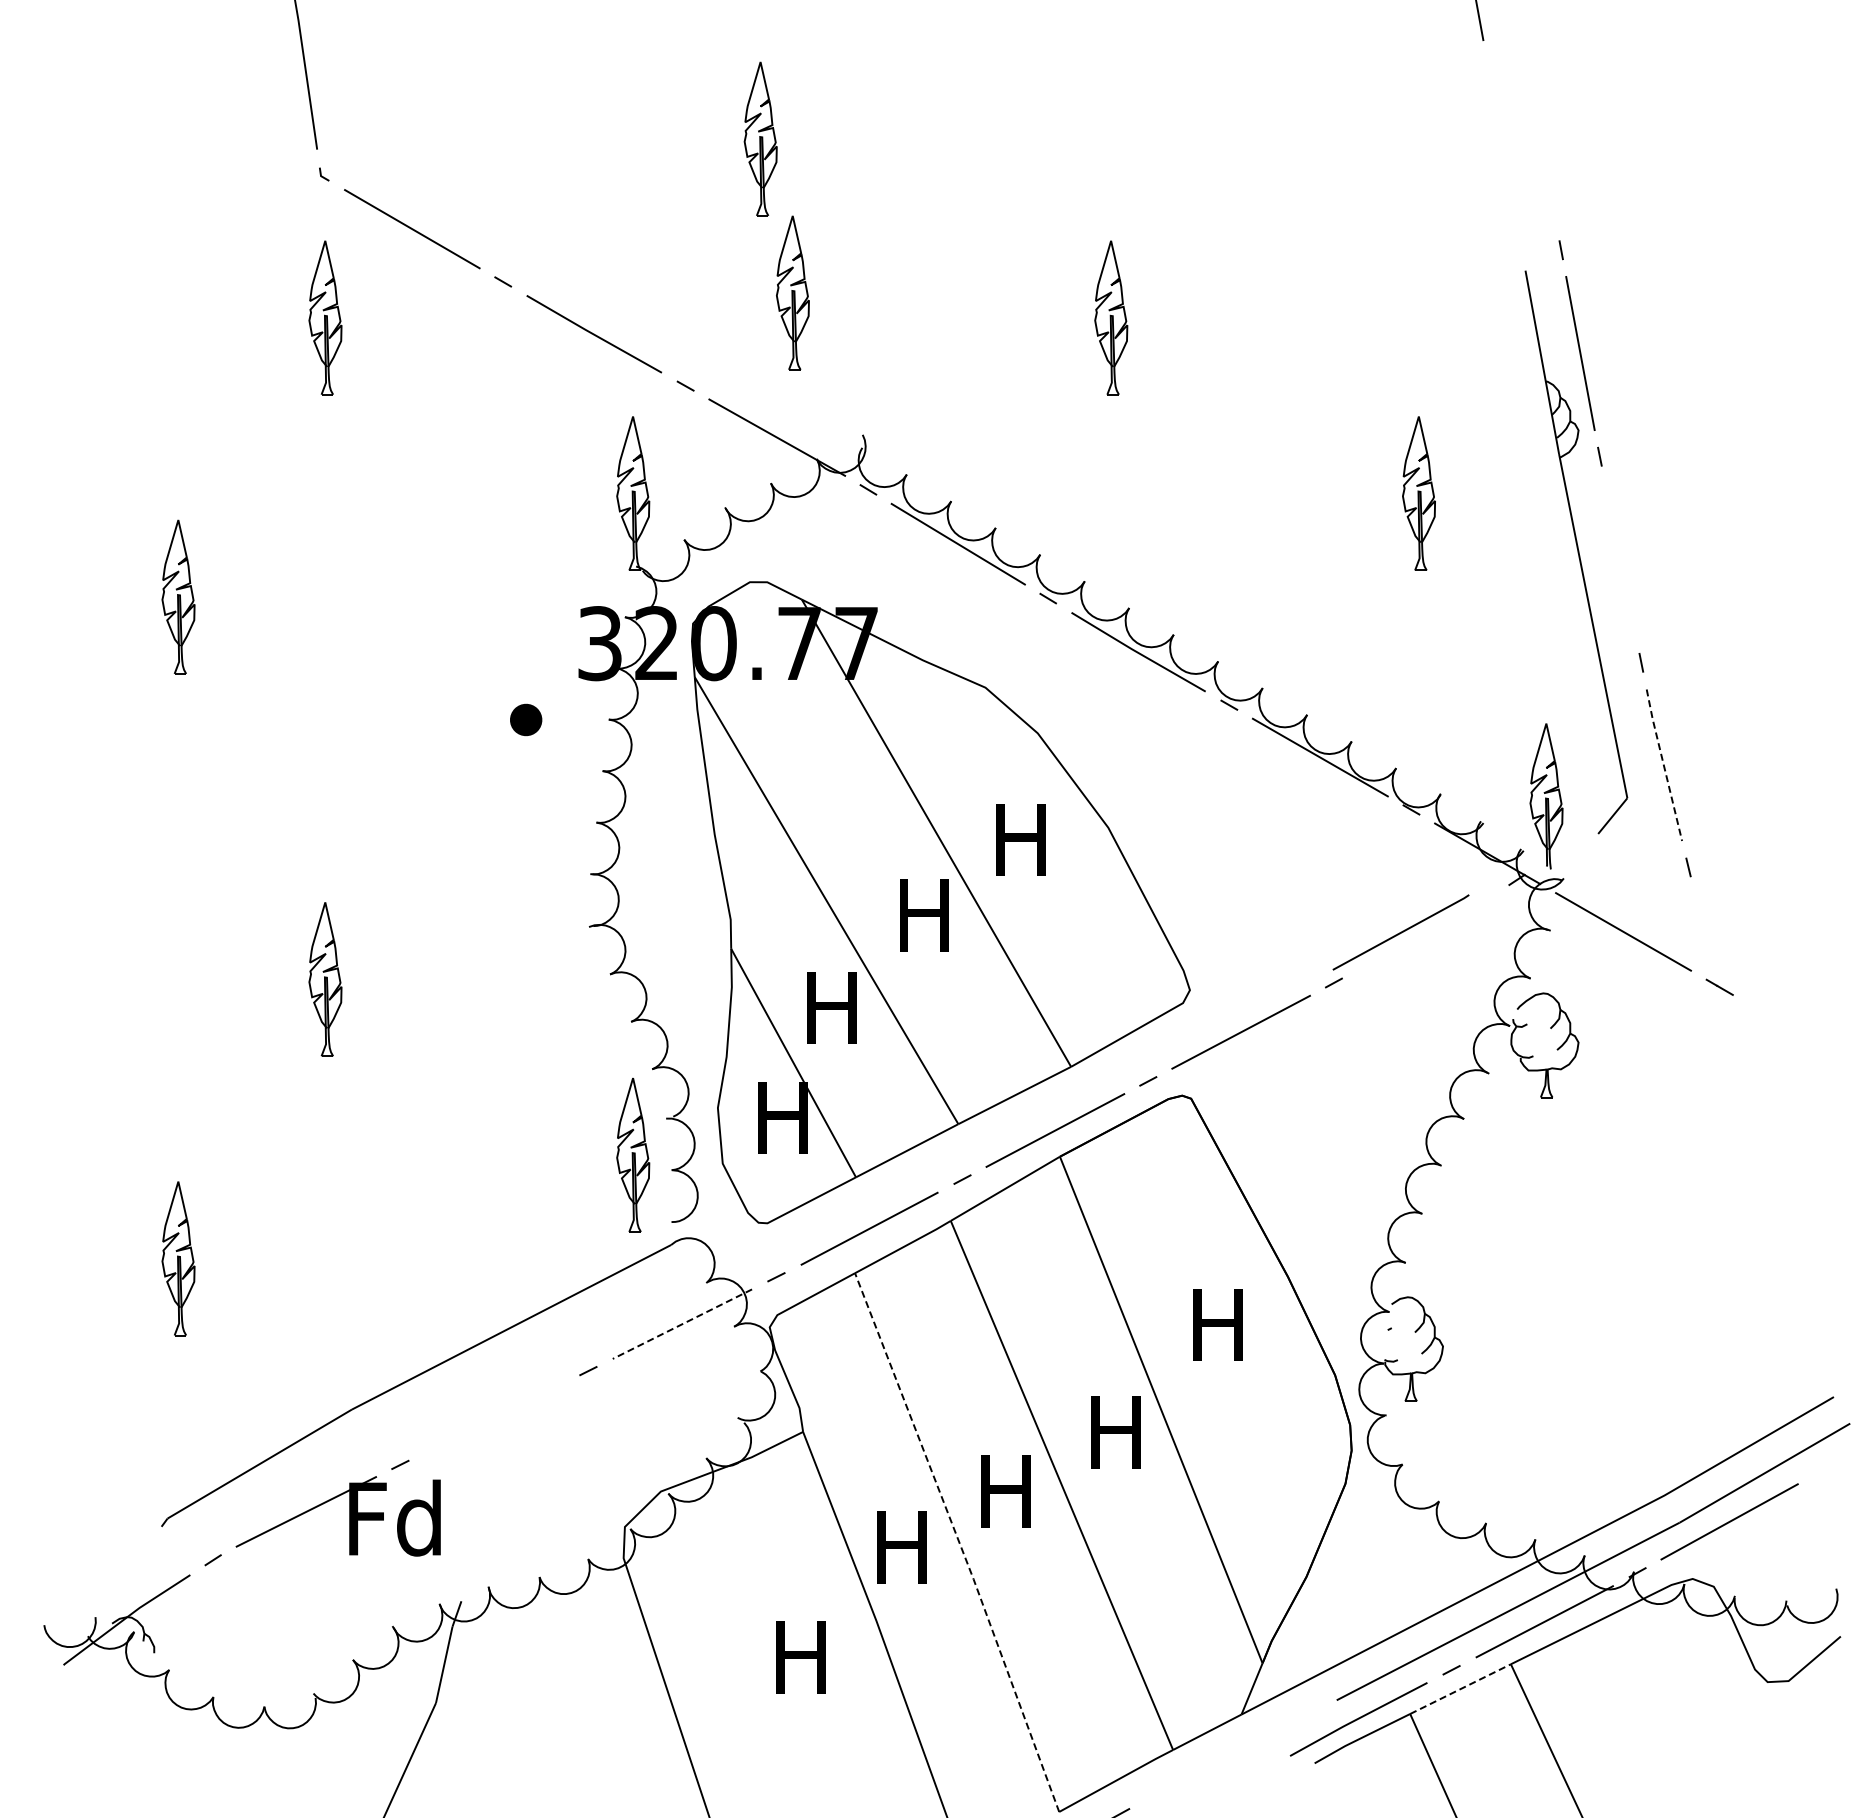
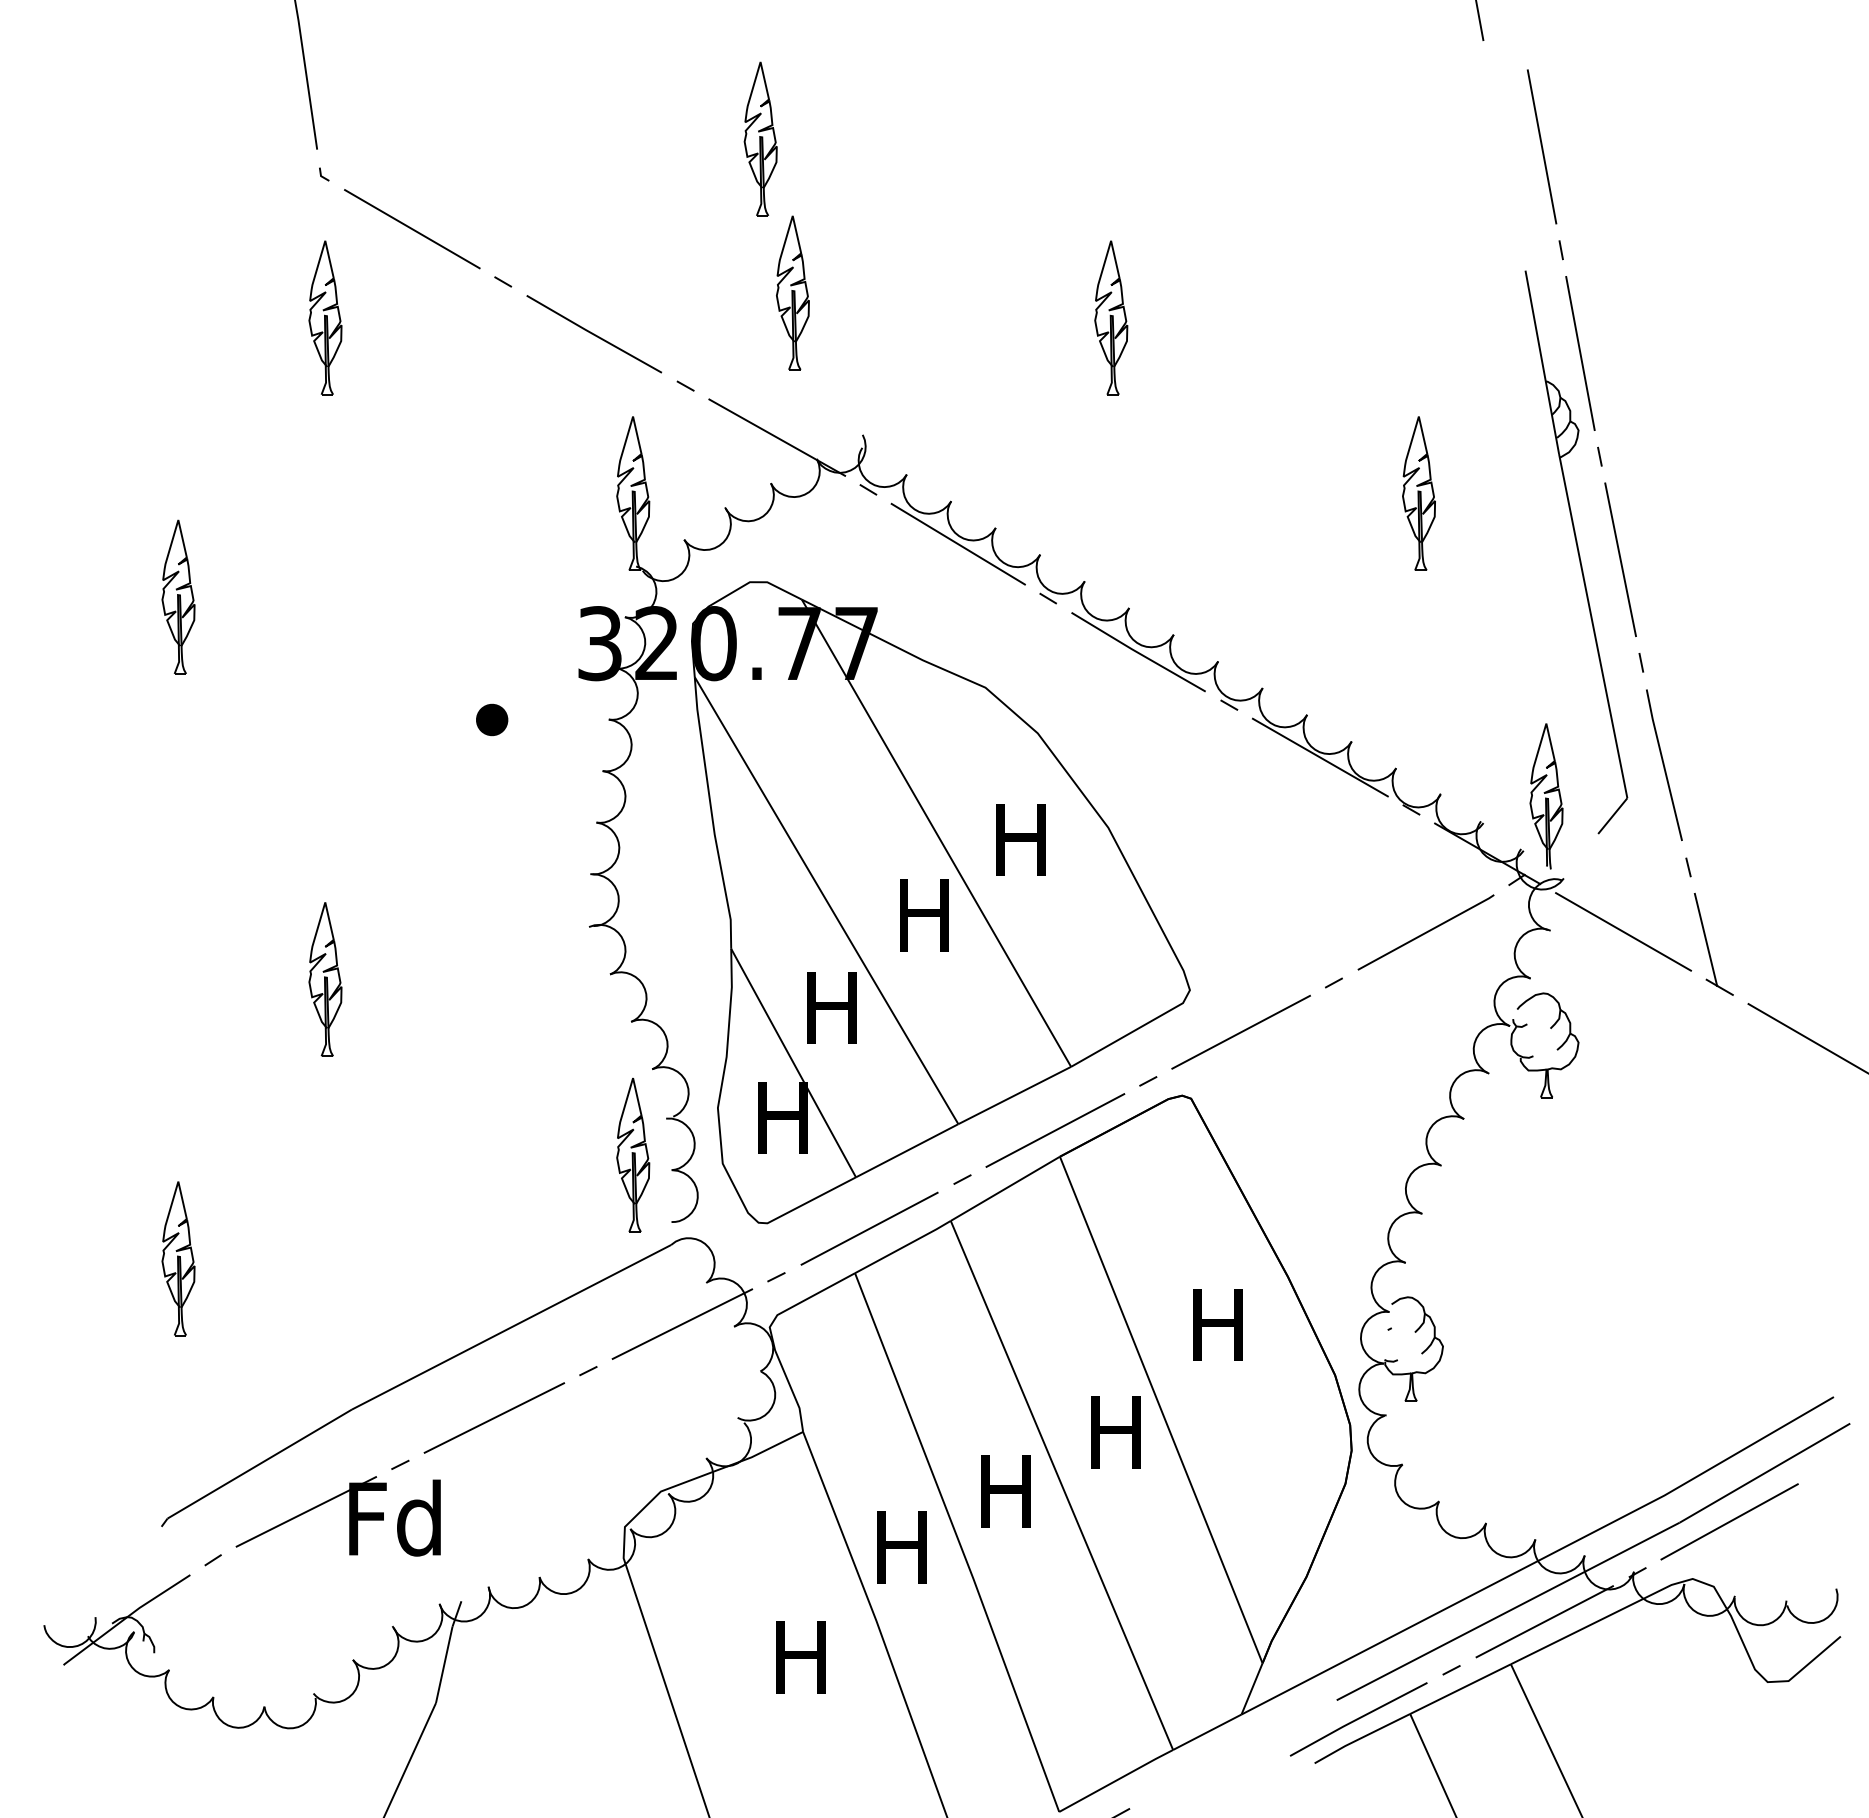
line: none -> present (1541, 146)
line: none -> present (1620, 559)
part position: (526, 719) -> (492, 719) (492, 719)
line: dashed -> solid (1663, 764)
line position: (1400, 932) -> (1425, 932) (1425, 932)
line: none -> present (1705, 939)
line: none -> present (1806, 1038)
line: dashed -> solid (682, 1324)
line: none -> present (494, 1417)
line: dashed -> solid (959, 1542)
line: dashed -> solid (1461, 1688)
